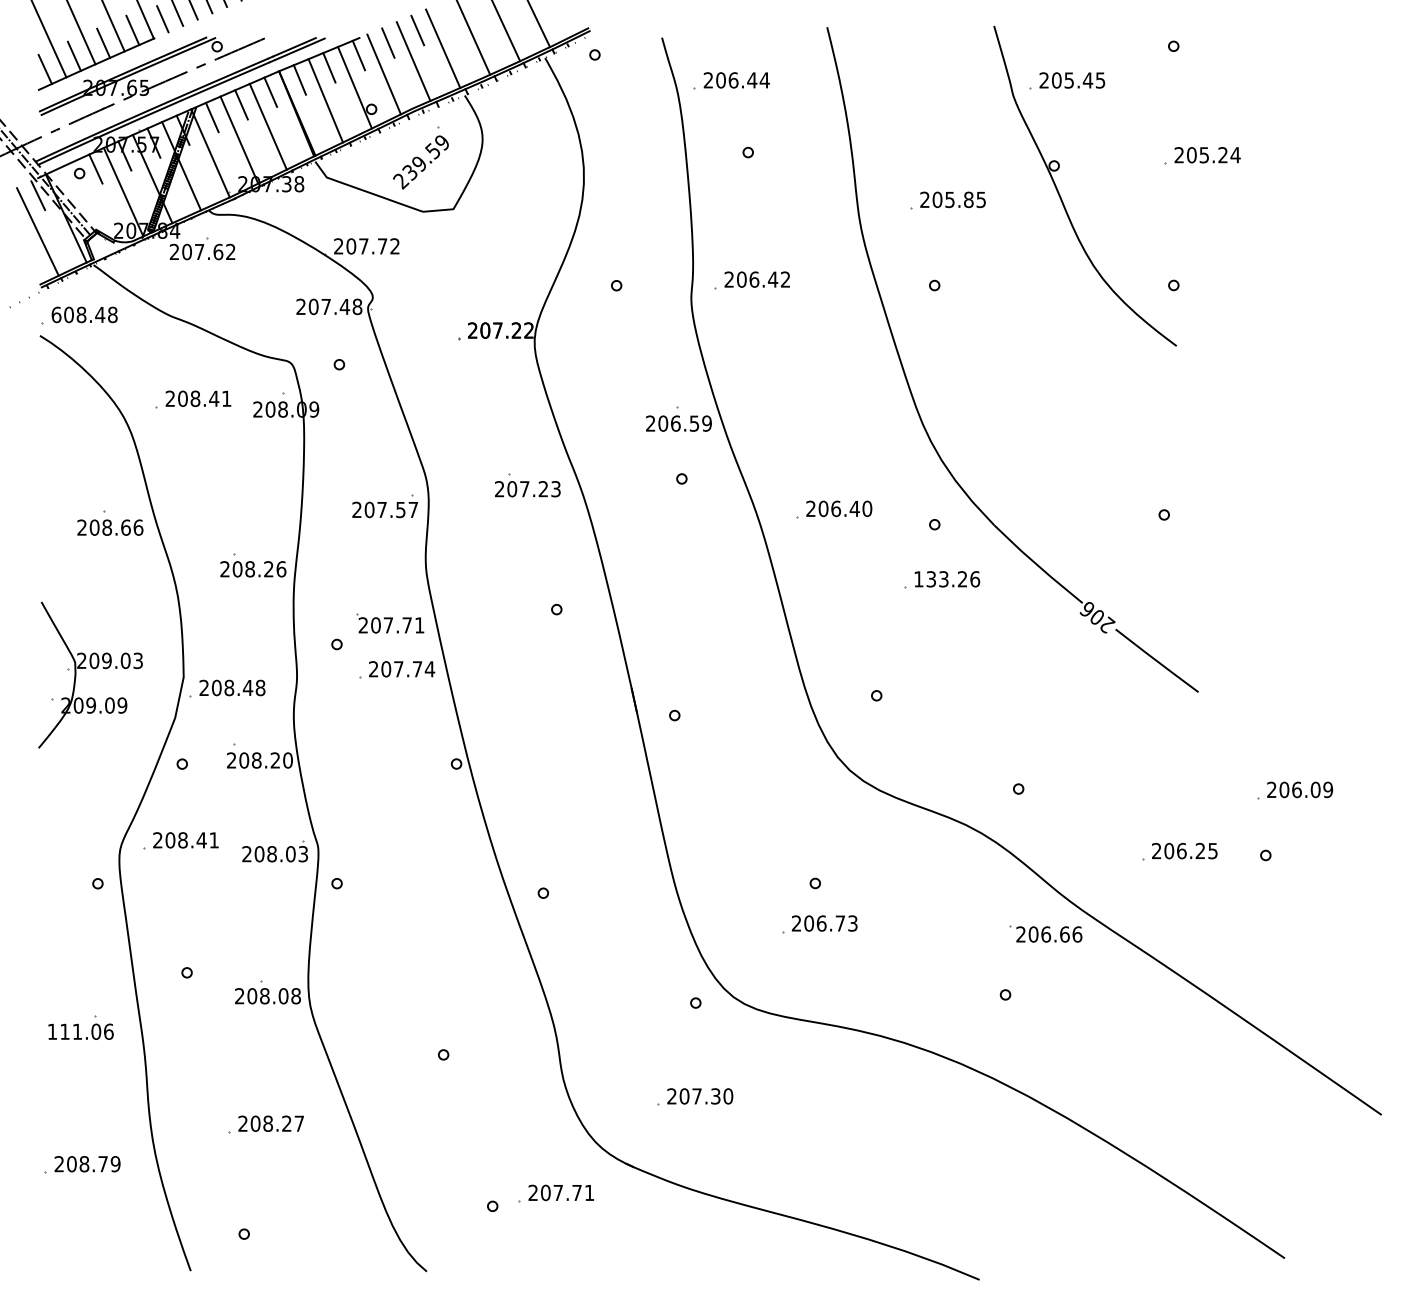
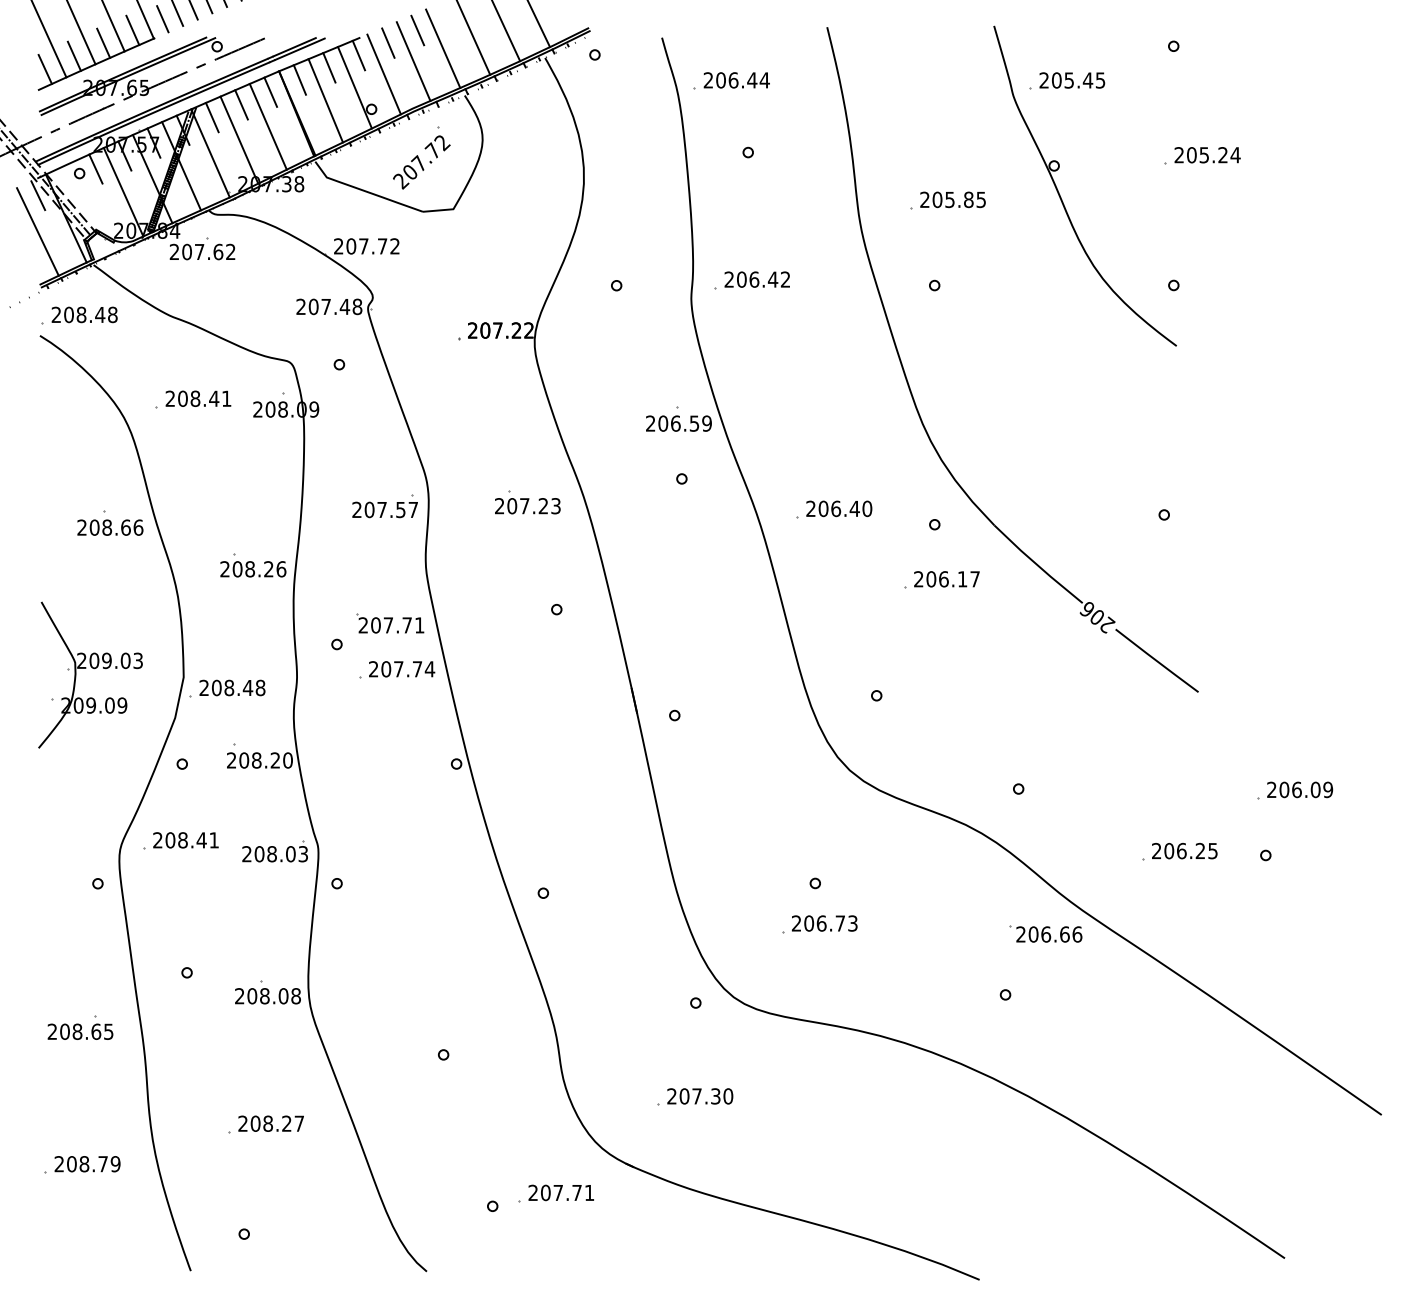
text: 239.59 -> 207.72 (426, 158)
text: 608.48 -> 208.48 (56, 314)
part position: (527, 485) -> (527, 502) (527, 502)
text: 133.26 -> 206.17 (947, 579)
text: 111.06 -> 208.65 (80, 1031)
